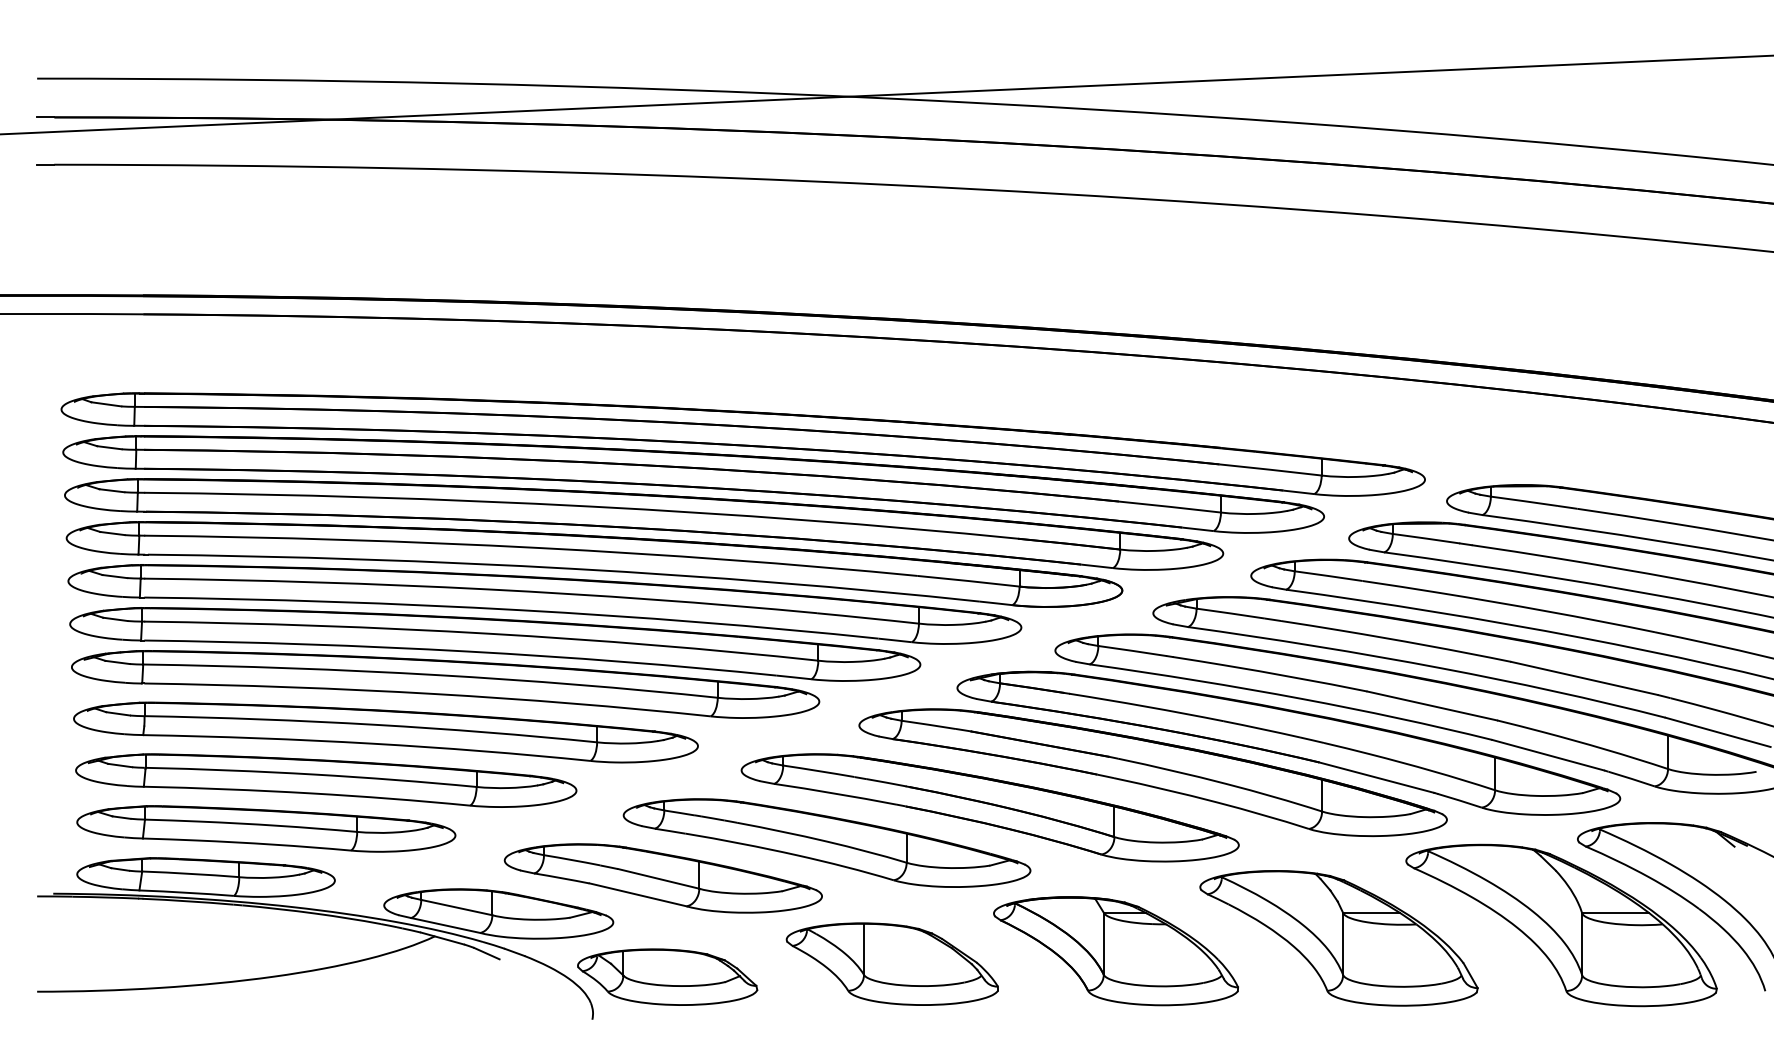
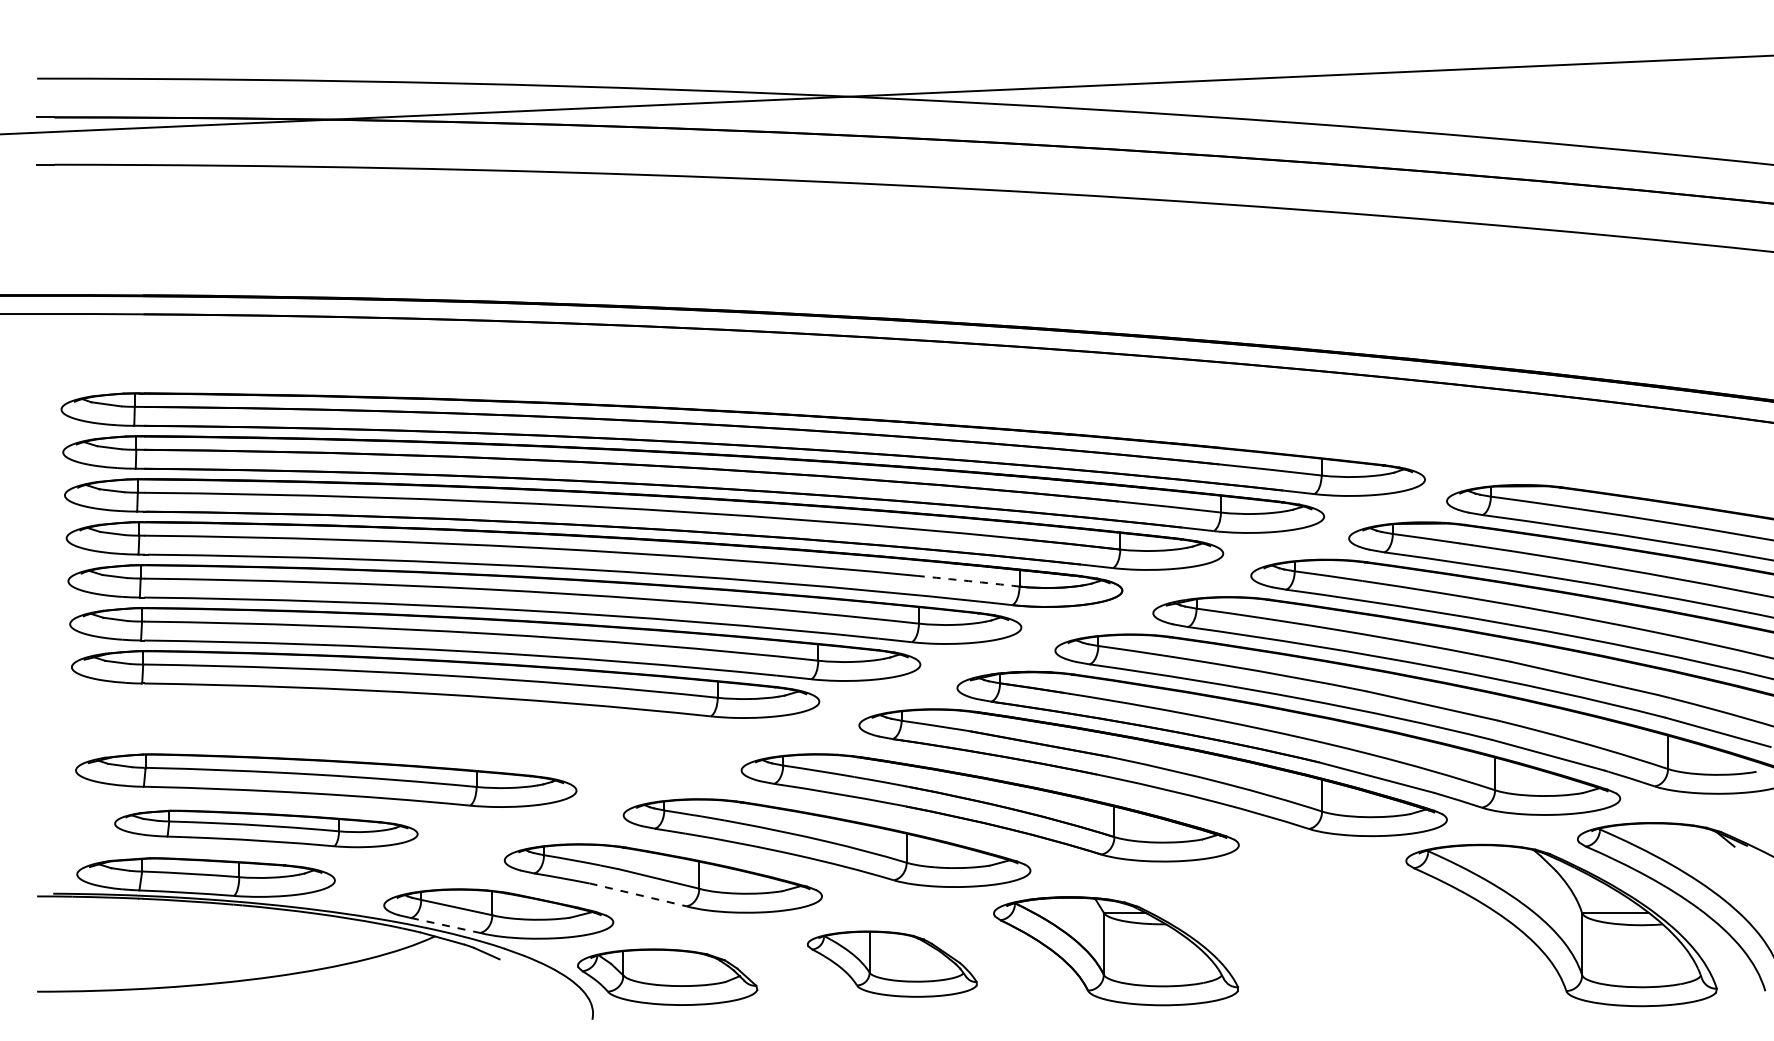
arc: solid -> dashed (968, 581)
part: present -> none (385, 732)
part size: 381x48 px -> 305x40 px (266, 828)
line: solid -> dashed (638, 894)
line: solid -> dashed (446, 925)
part: present -> none (1338, 938)
part size: 214x84 px -> 172x68 px (891, 963)
